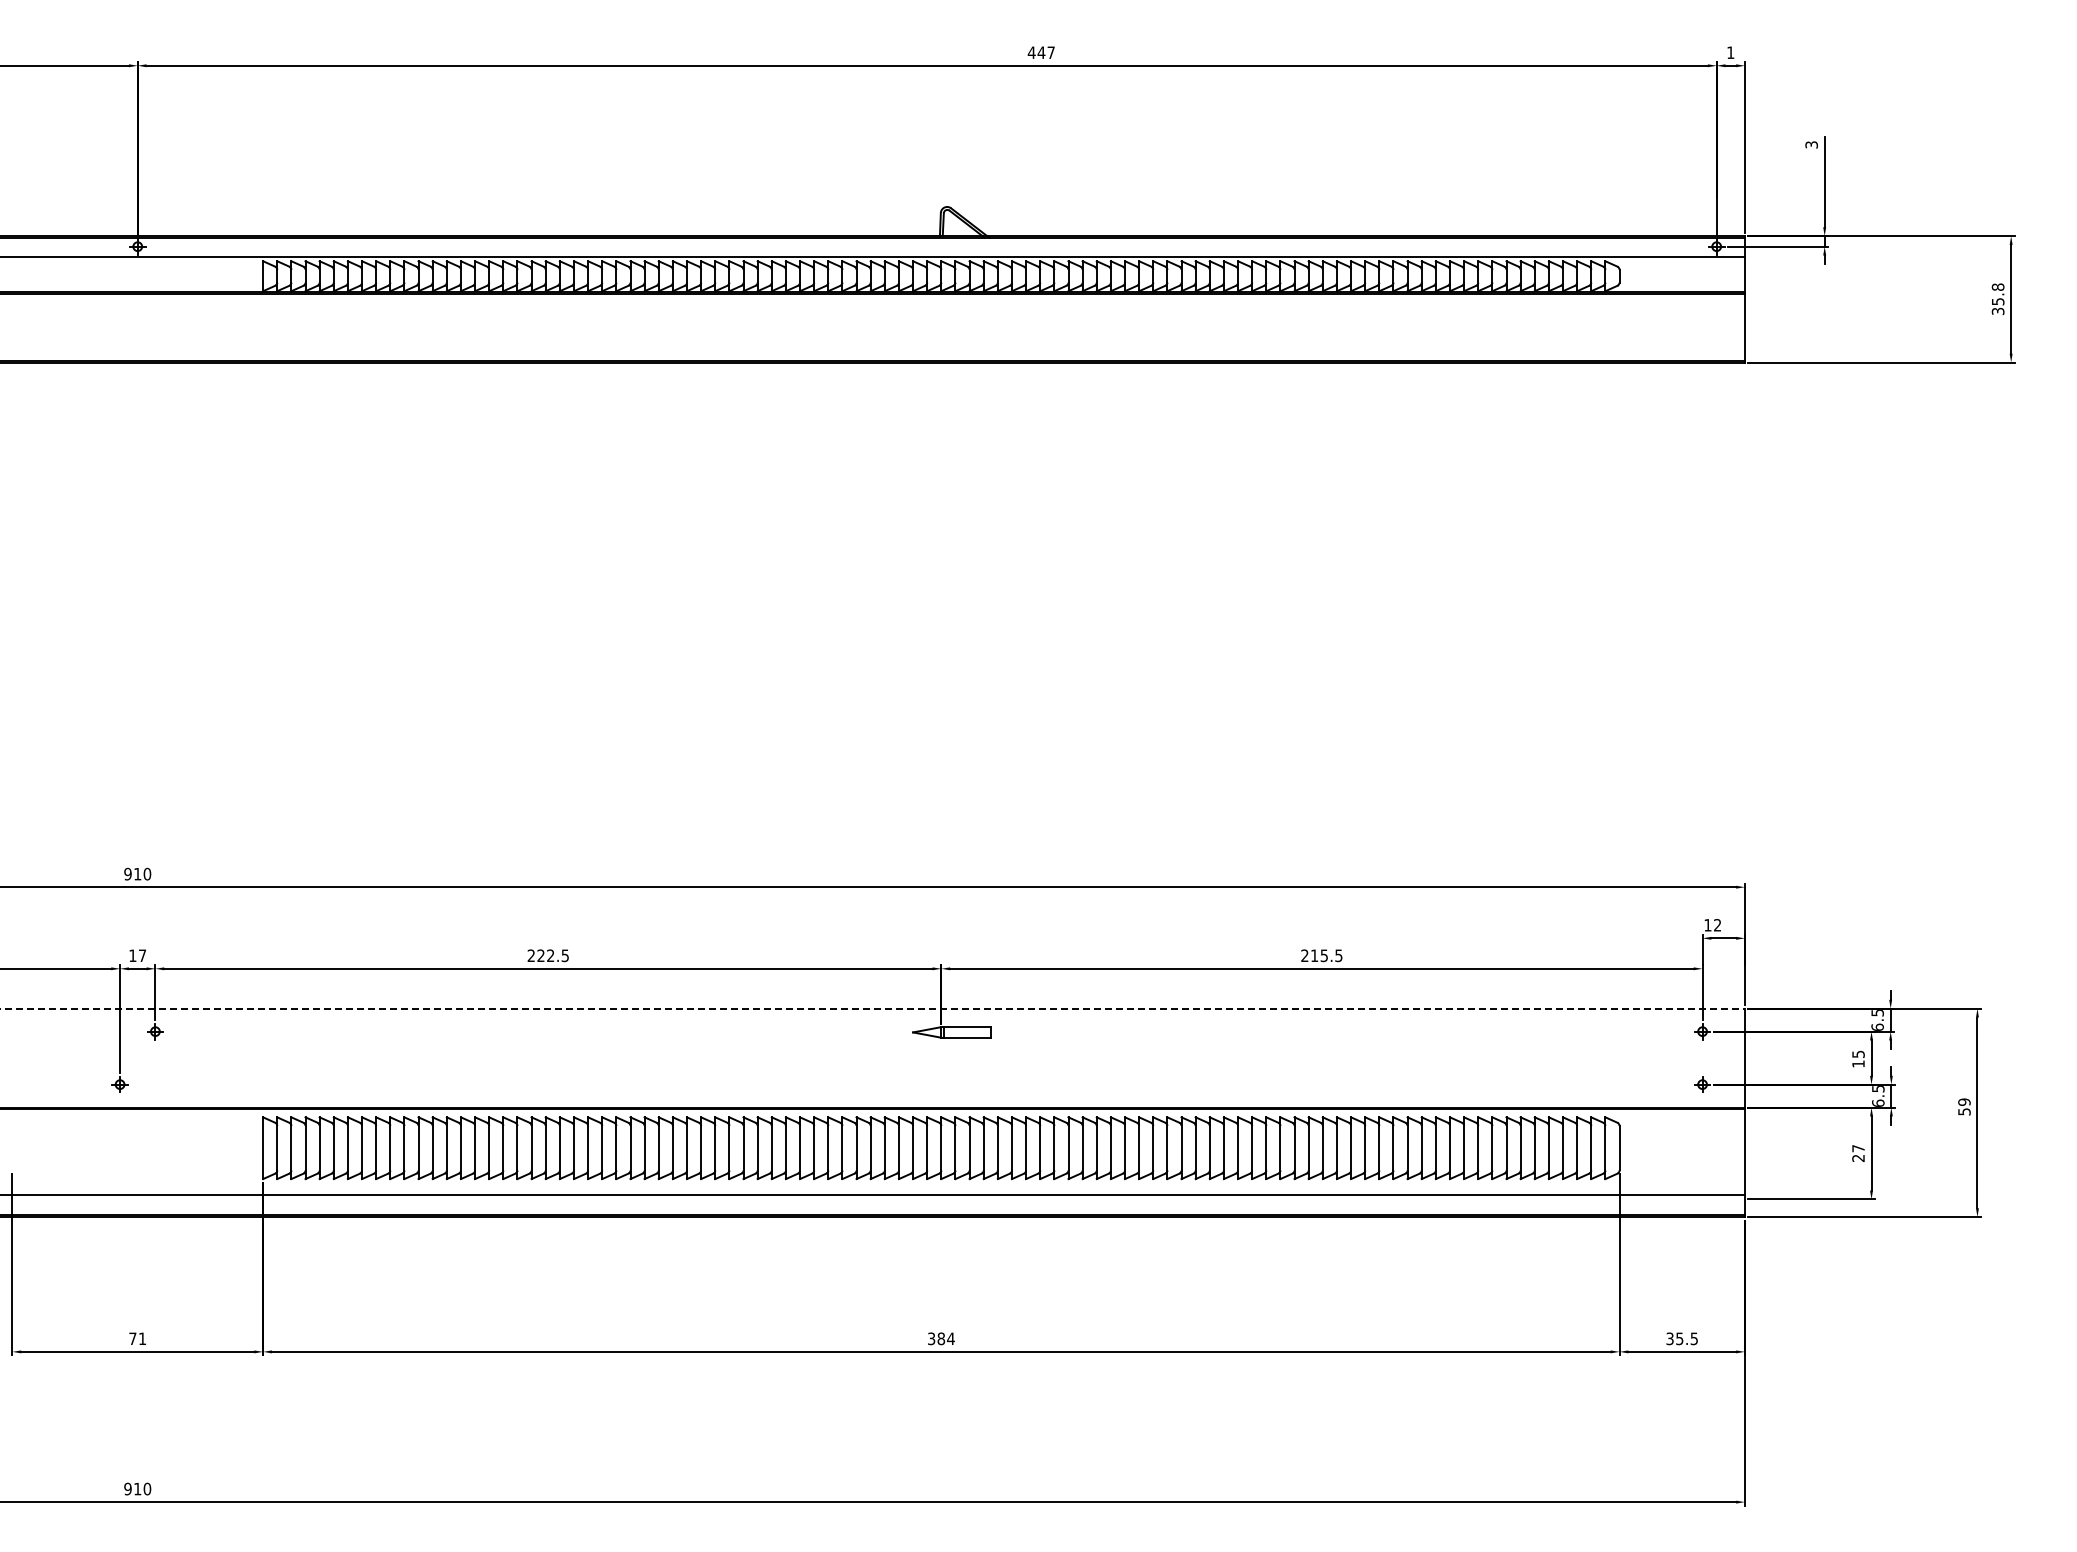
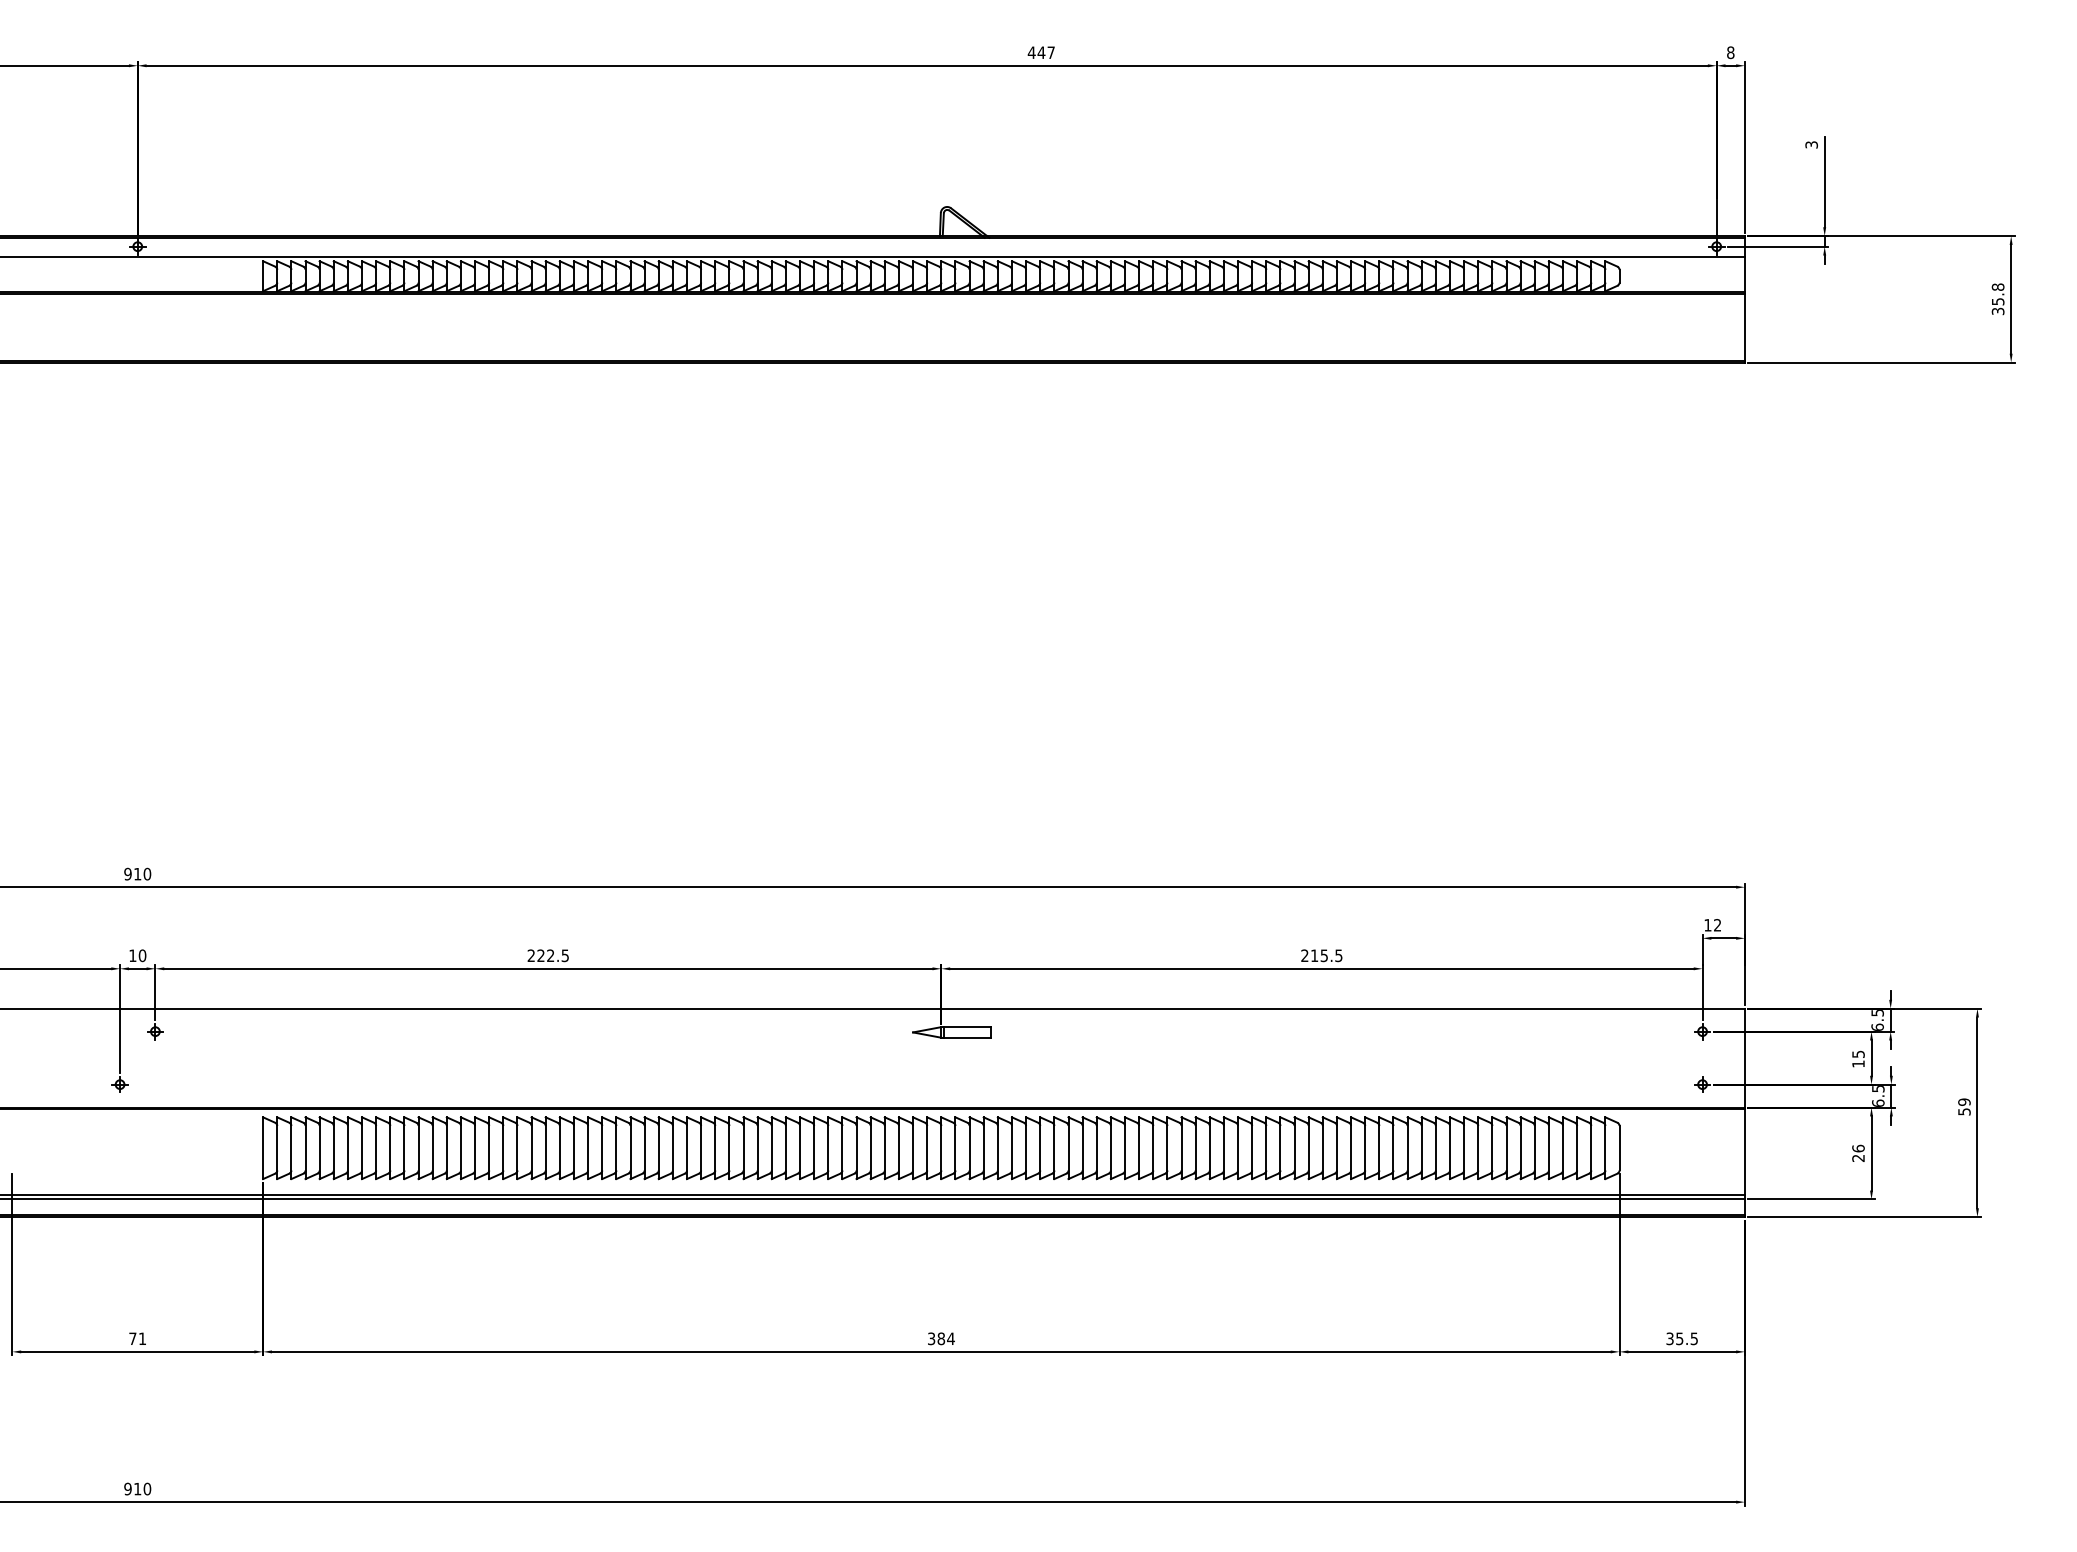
text: 1 -> 8 (1730, 52)
text: 17 -> 10 (142, 955)
line: dashed -> solid (873, 1008)
text: 27 -> 26 (1858, 1148)
line: none -> present (873, 1199)
